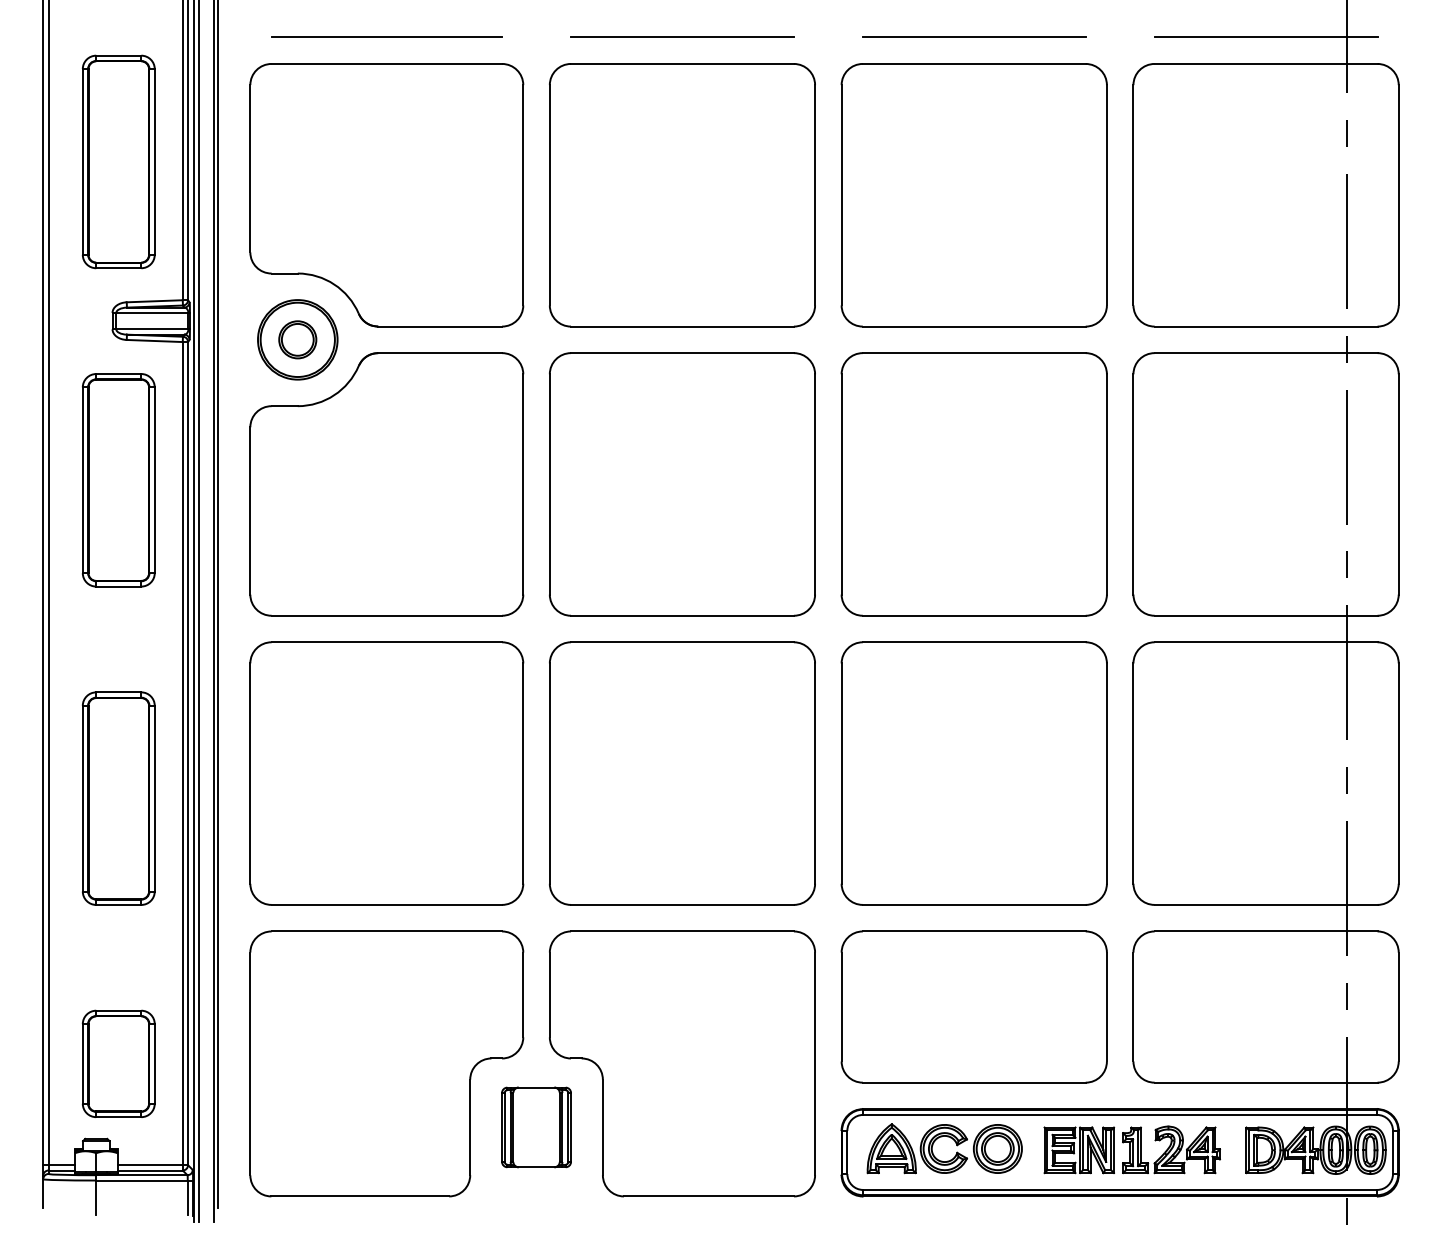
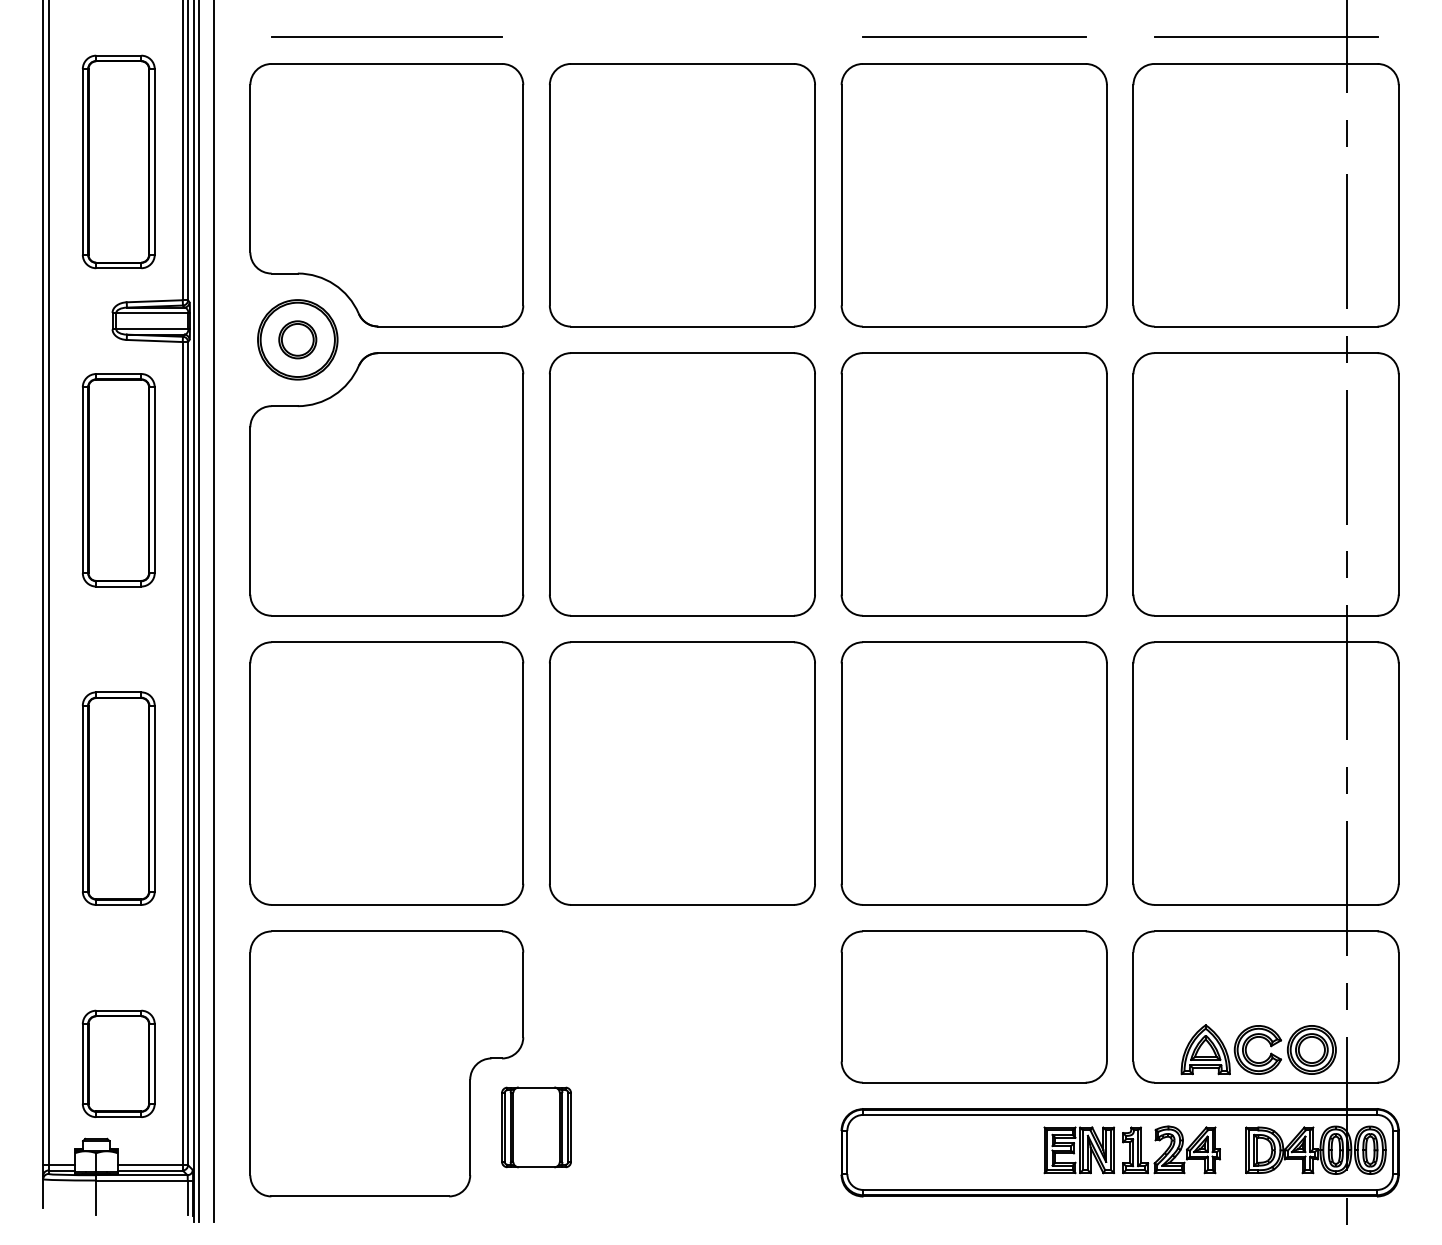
line: present -> none (682, 37)
line: present -> none (218, 604)
part: present -> none (682, 1063)
part position: (939, 1138) -> (1253, 1039) (1253, 1039)
